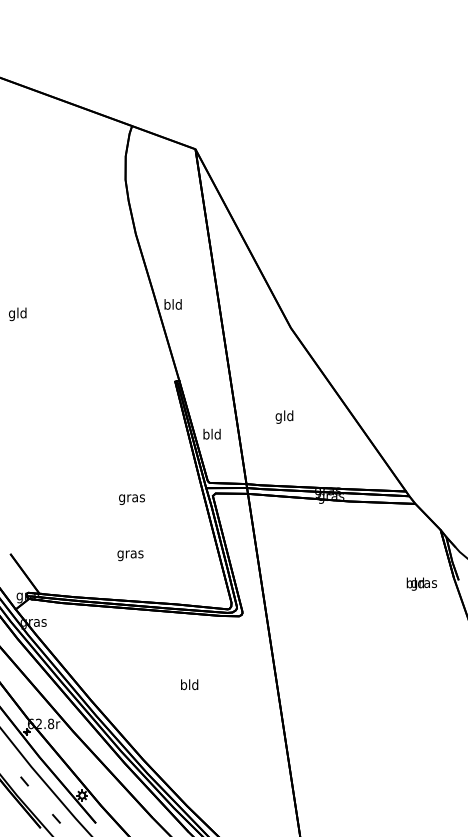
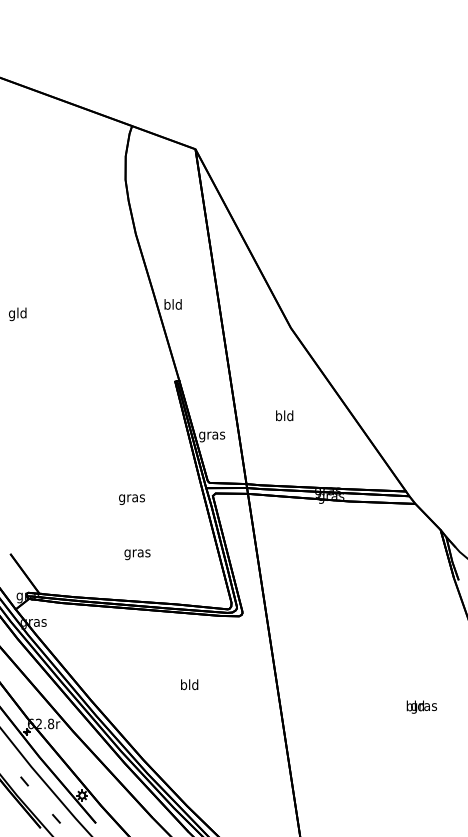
text: gld -> bld (278, 416)
text: bld -> gras (212, 435)
text position: (130, 555) -> (137, 554) (137, 554)
text position: (421, 583) -> (421, 706) (421, 706)
